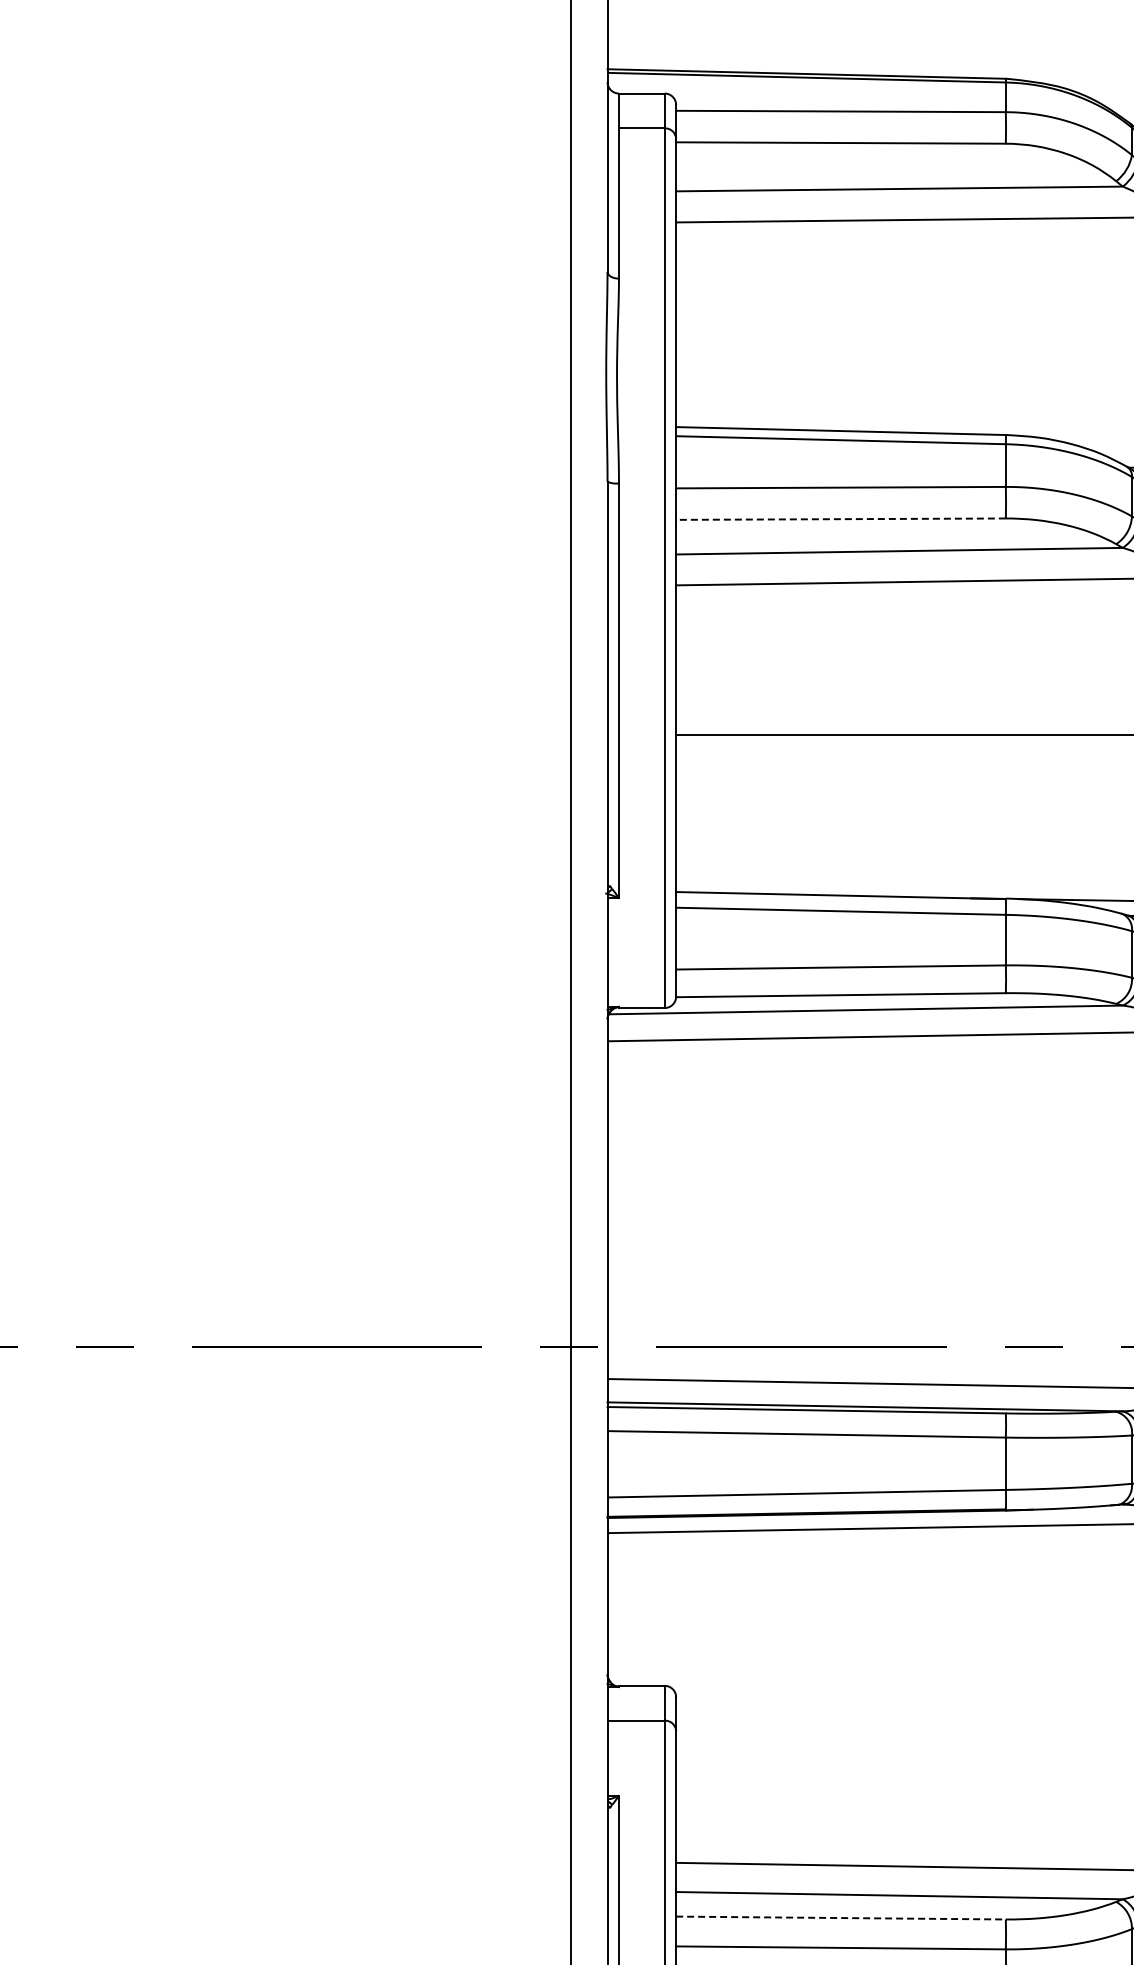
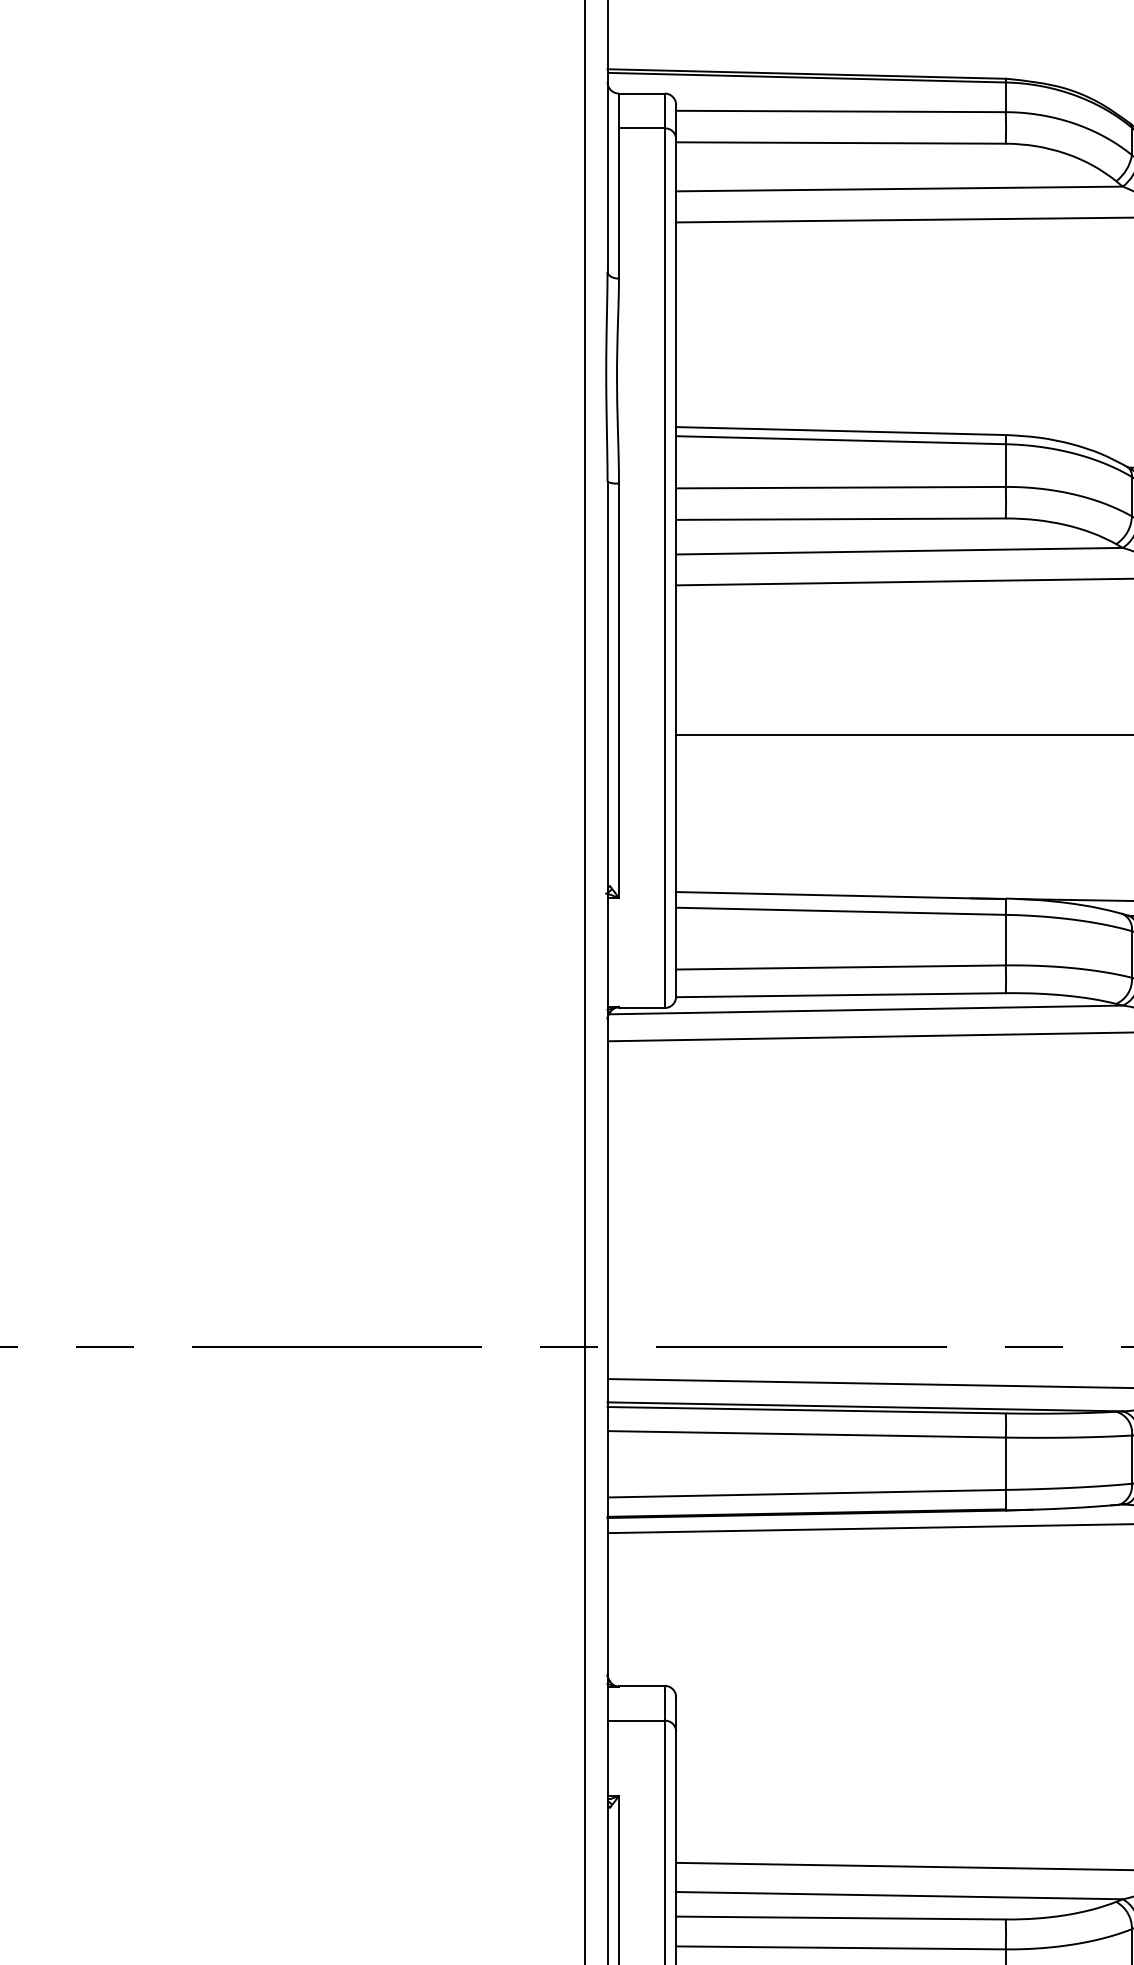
line: dashed -> solid (840, 519)
line position: (570, 981) -> (584, 981) (584, 981)
line: dashed -> solid (840, 1918)
